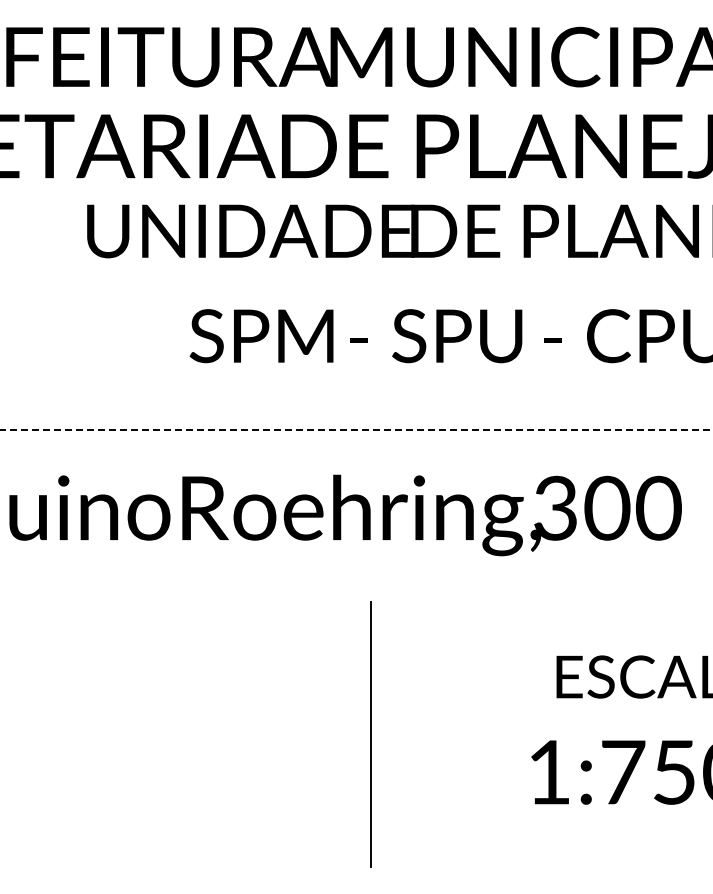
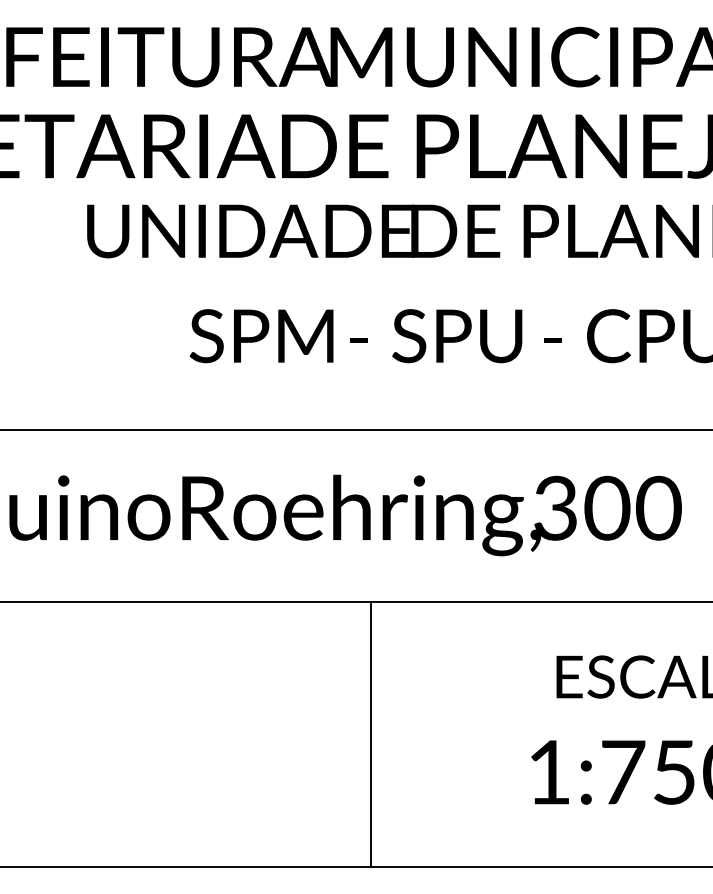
line: dashed -> solid (356, 429)
line: none -> present (355, 602)
line: none -> present (355, 867)
